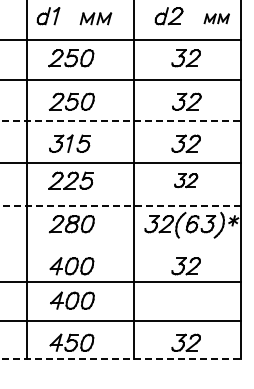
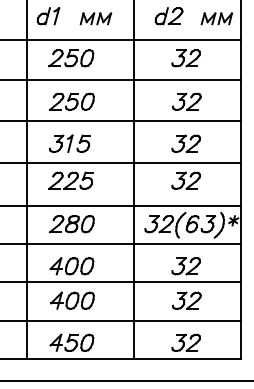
part size: 27x12 px -> 33x14 px (216, 18)
line: dashed -> solid (121, 120)
part size: 25x16 px -> 30x19 px (185, 180)
line: dashed -> solid (121, 205)
line: none -> present (121, 244)
part: none -> present (186, 300)
line: dashed -> solid (121, 359)
line: none -> present (126, 380)
